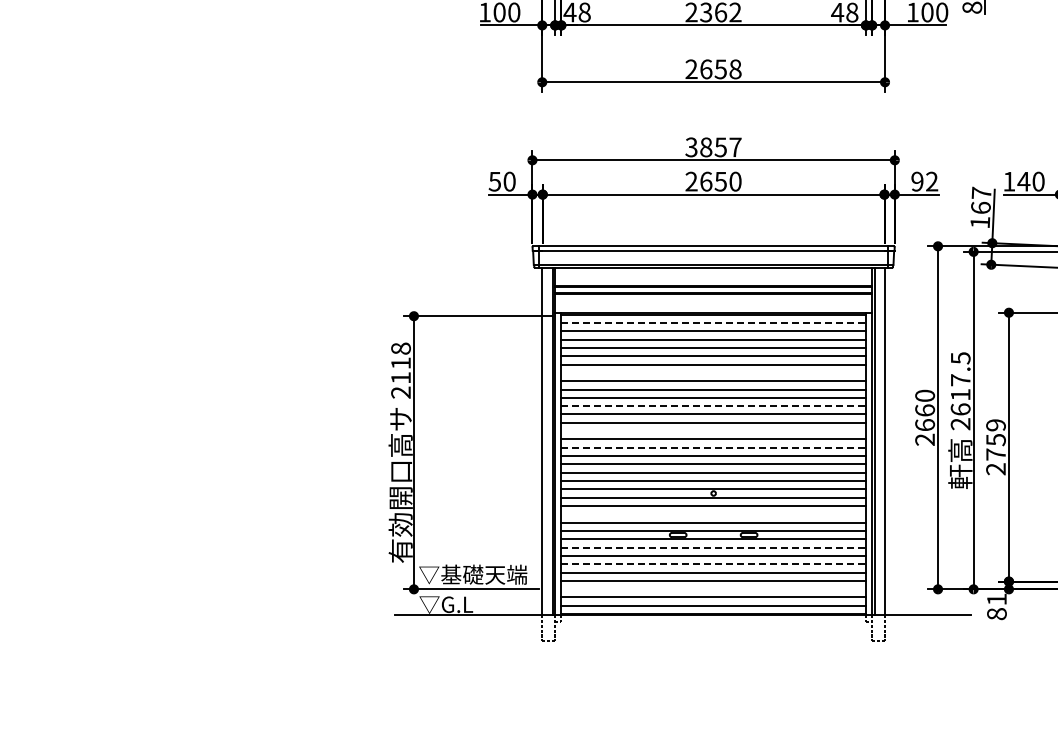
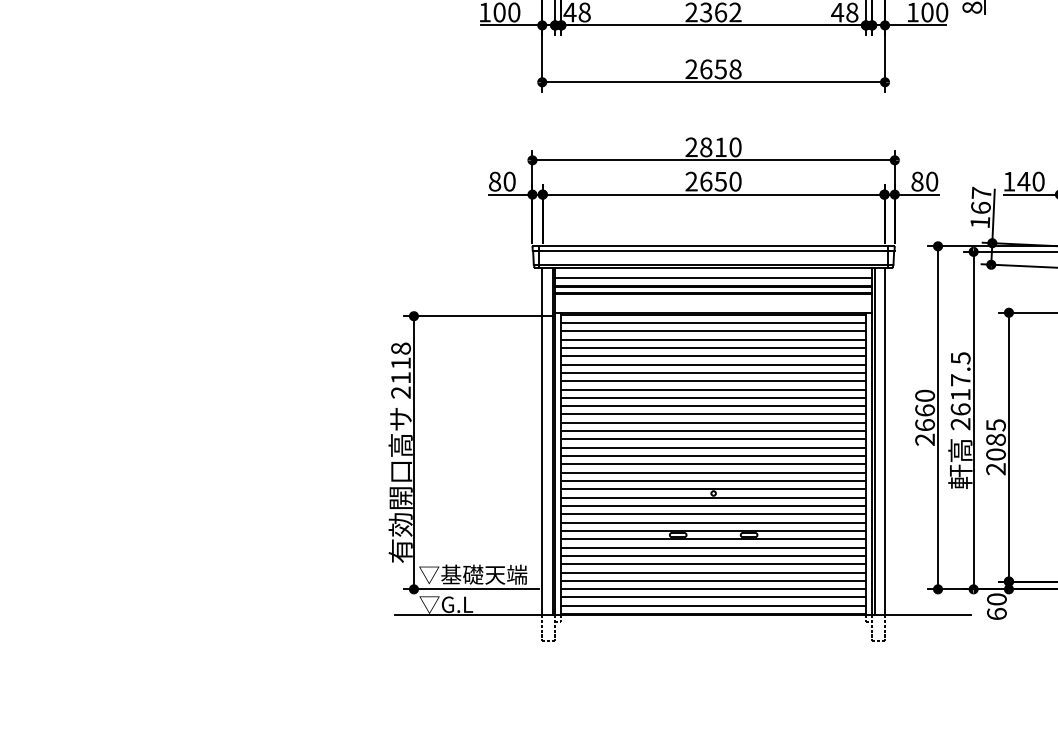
text: 3857 -> 2810 (713, 147)
text: 50 -> 80 (494, 181)
text: 92 -> 80 (924, 181)
line: none -> present (713, 278)
line: dashed -> solid (714, 322)
line: none -> present (713, 372)
line: dashed -> solid (714, 406)
line: none -> present (713, 431)
text: 2759 -> 2085 (995, 439)
line: dashed -> solid (714, 447)
line: none -> present (713, 514)
line: dashed -> solid (714, 547)
line: dashed -> solid (714, 564)
line: none -> present (713, 589)
text: 81 -> 60 (996, 606)
